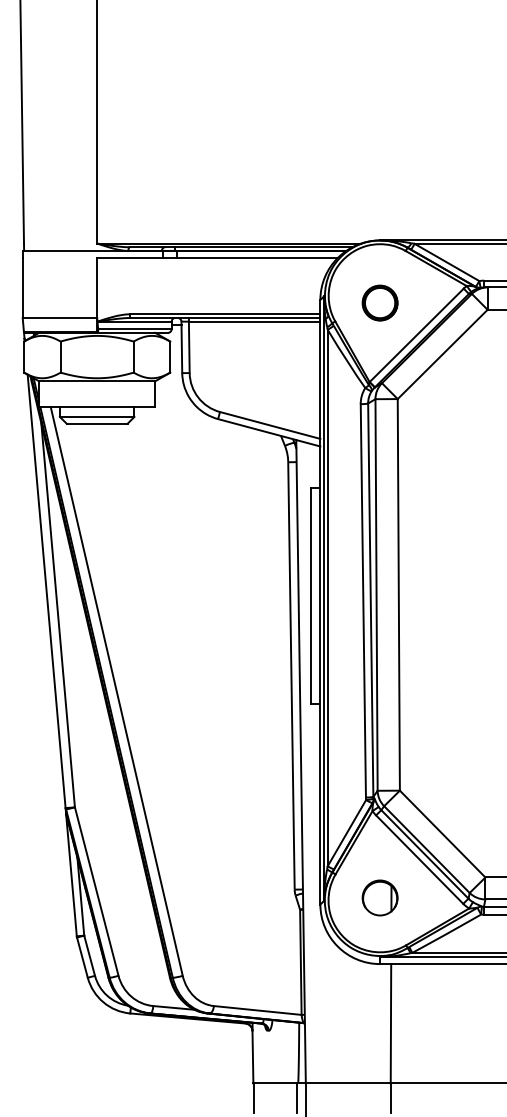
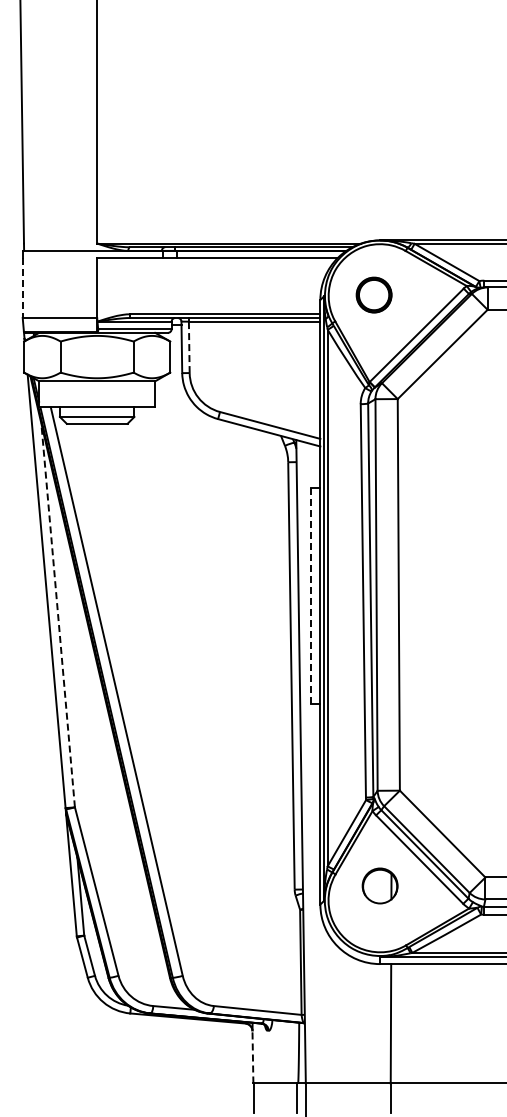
line: solid -> dashed (22, 288)
part position: (379, 302) -> (373, 294) (373, 294)
line: solid -> dashed (189, 347)
line: solid -> dashed (310, 595)
line: solid -> dashed (58, 615)
part position: (379, 897) -> (379, 885) (379, 885)
line: solid -> dashed (252, 1056)
